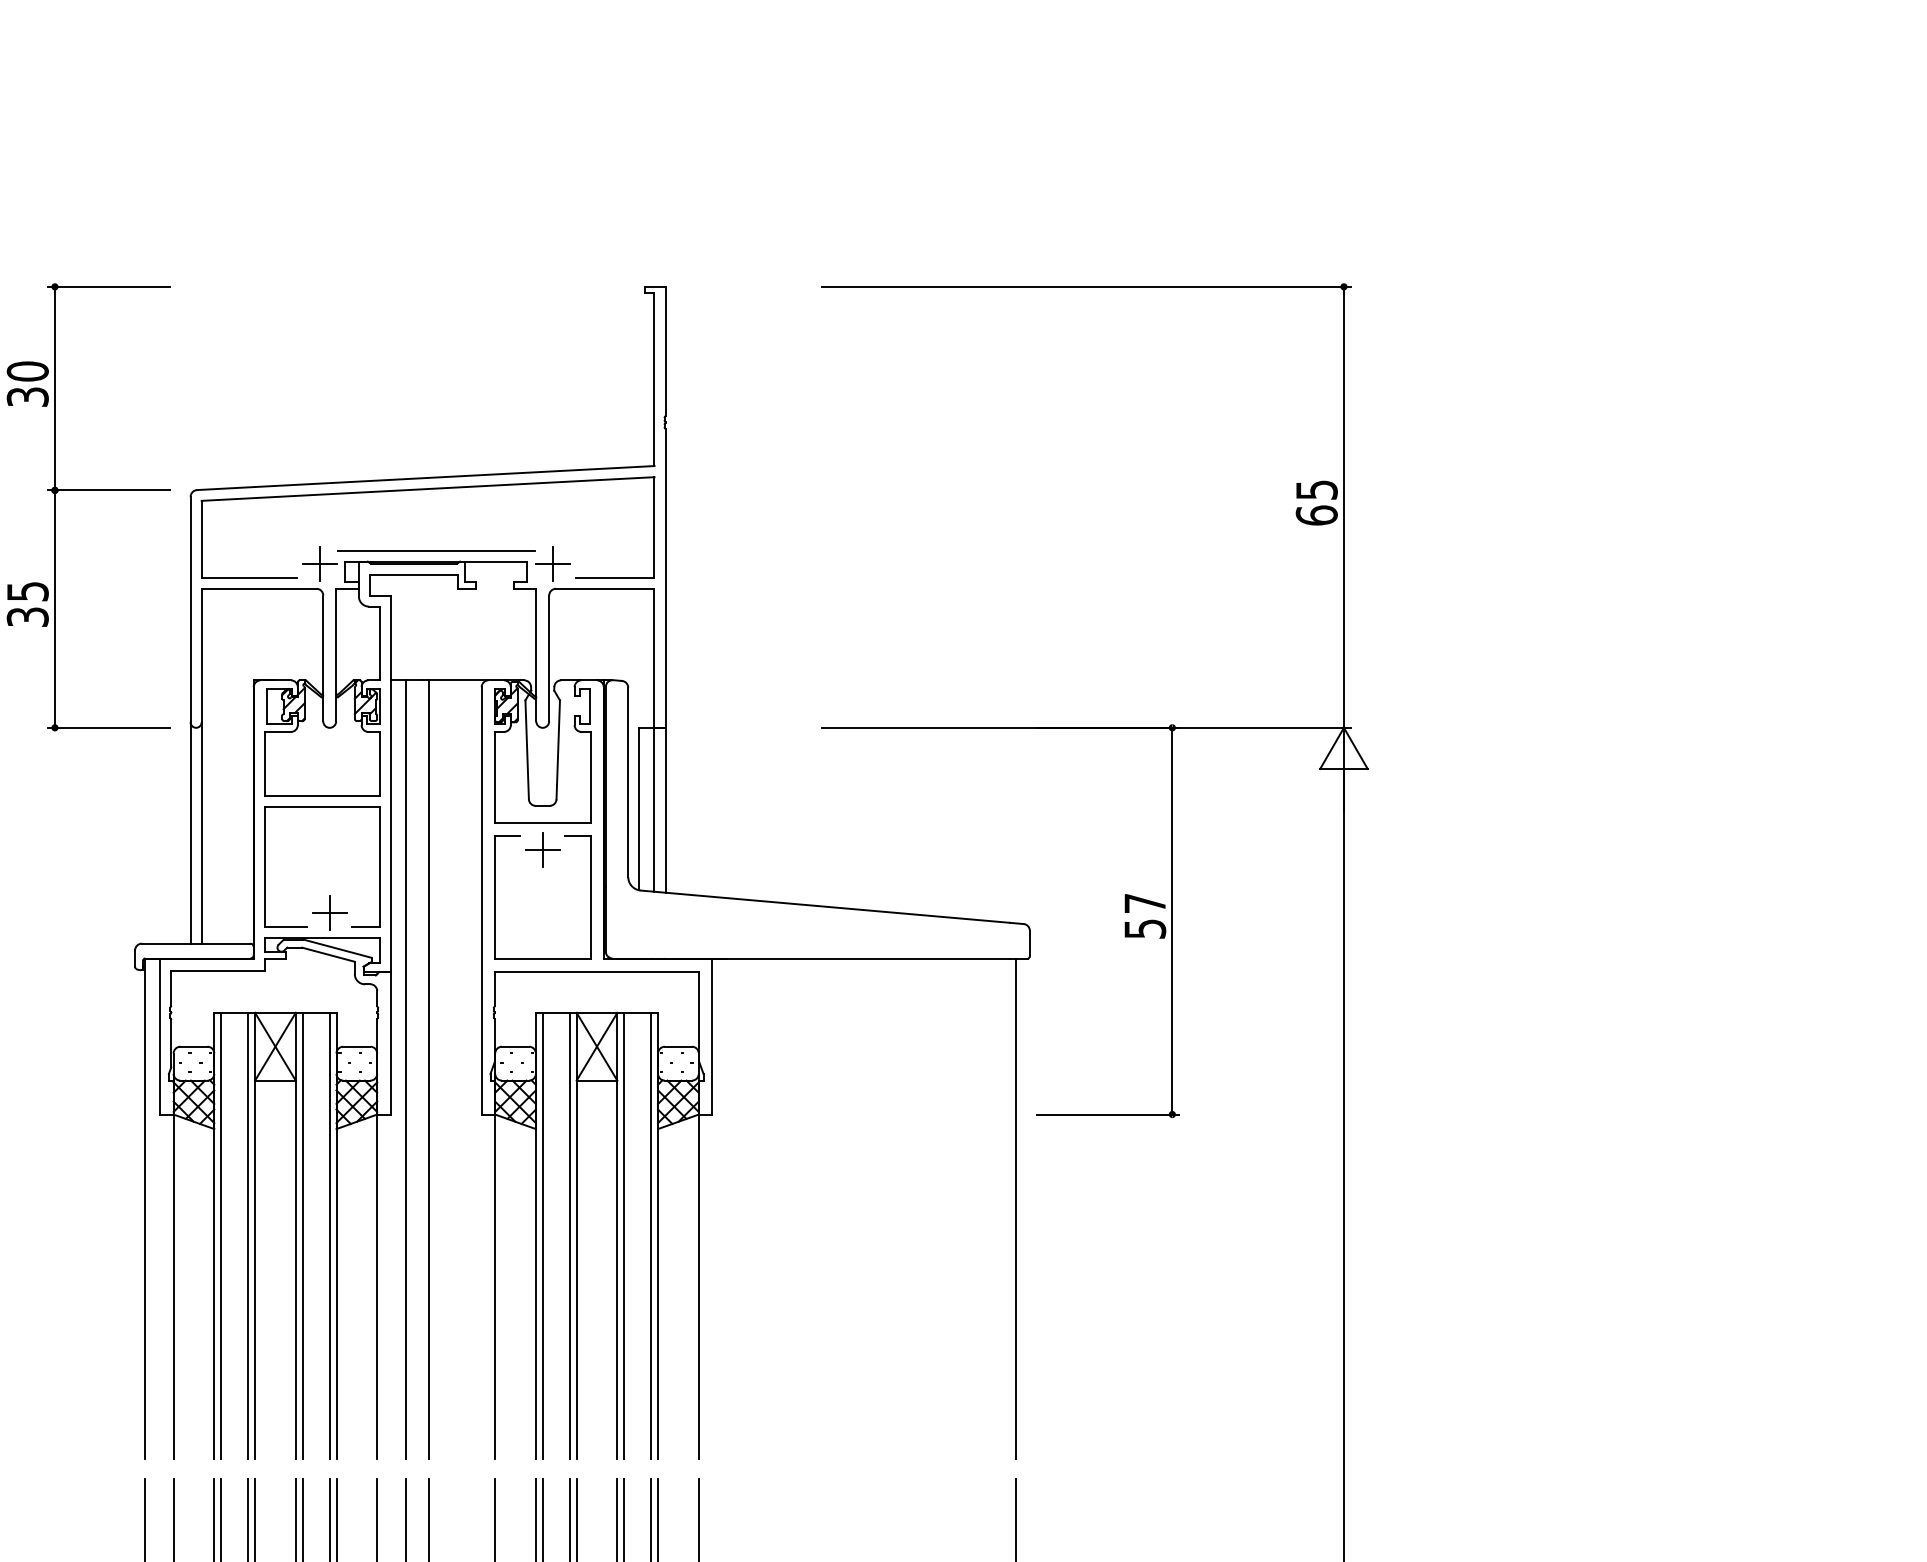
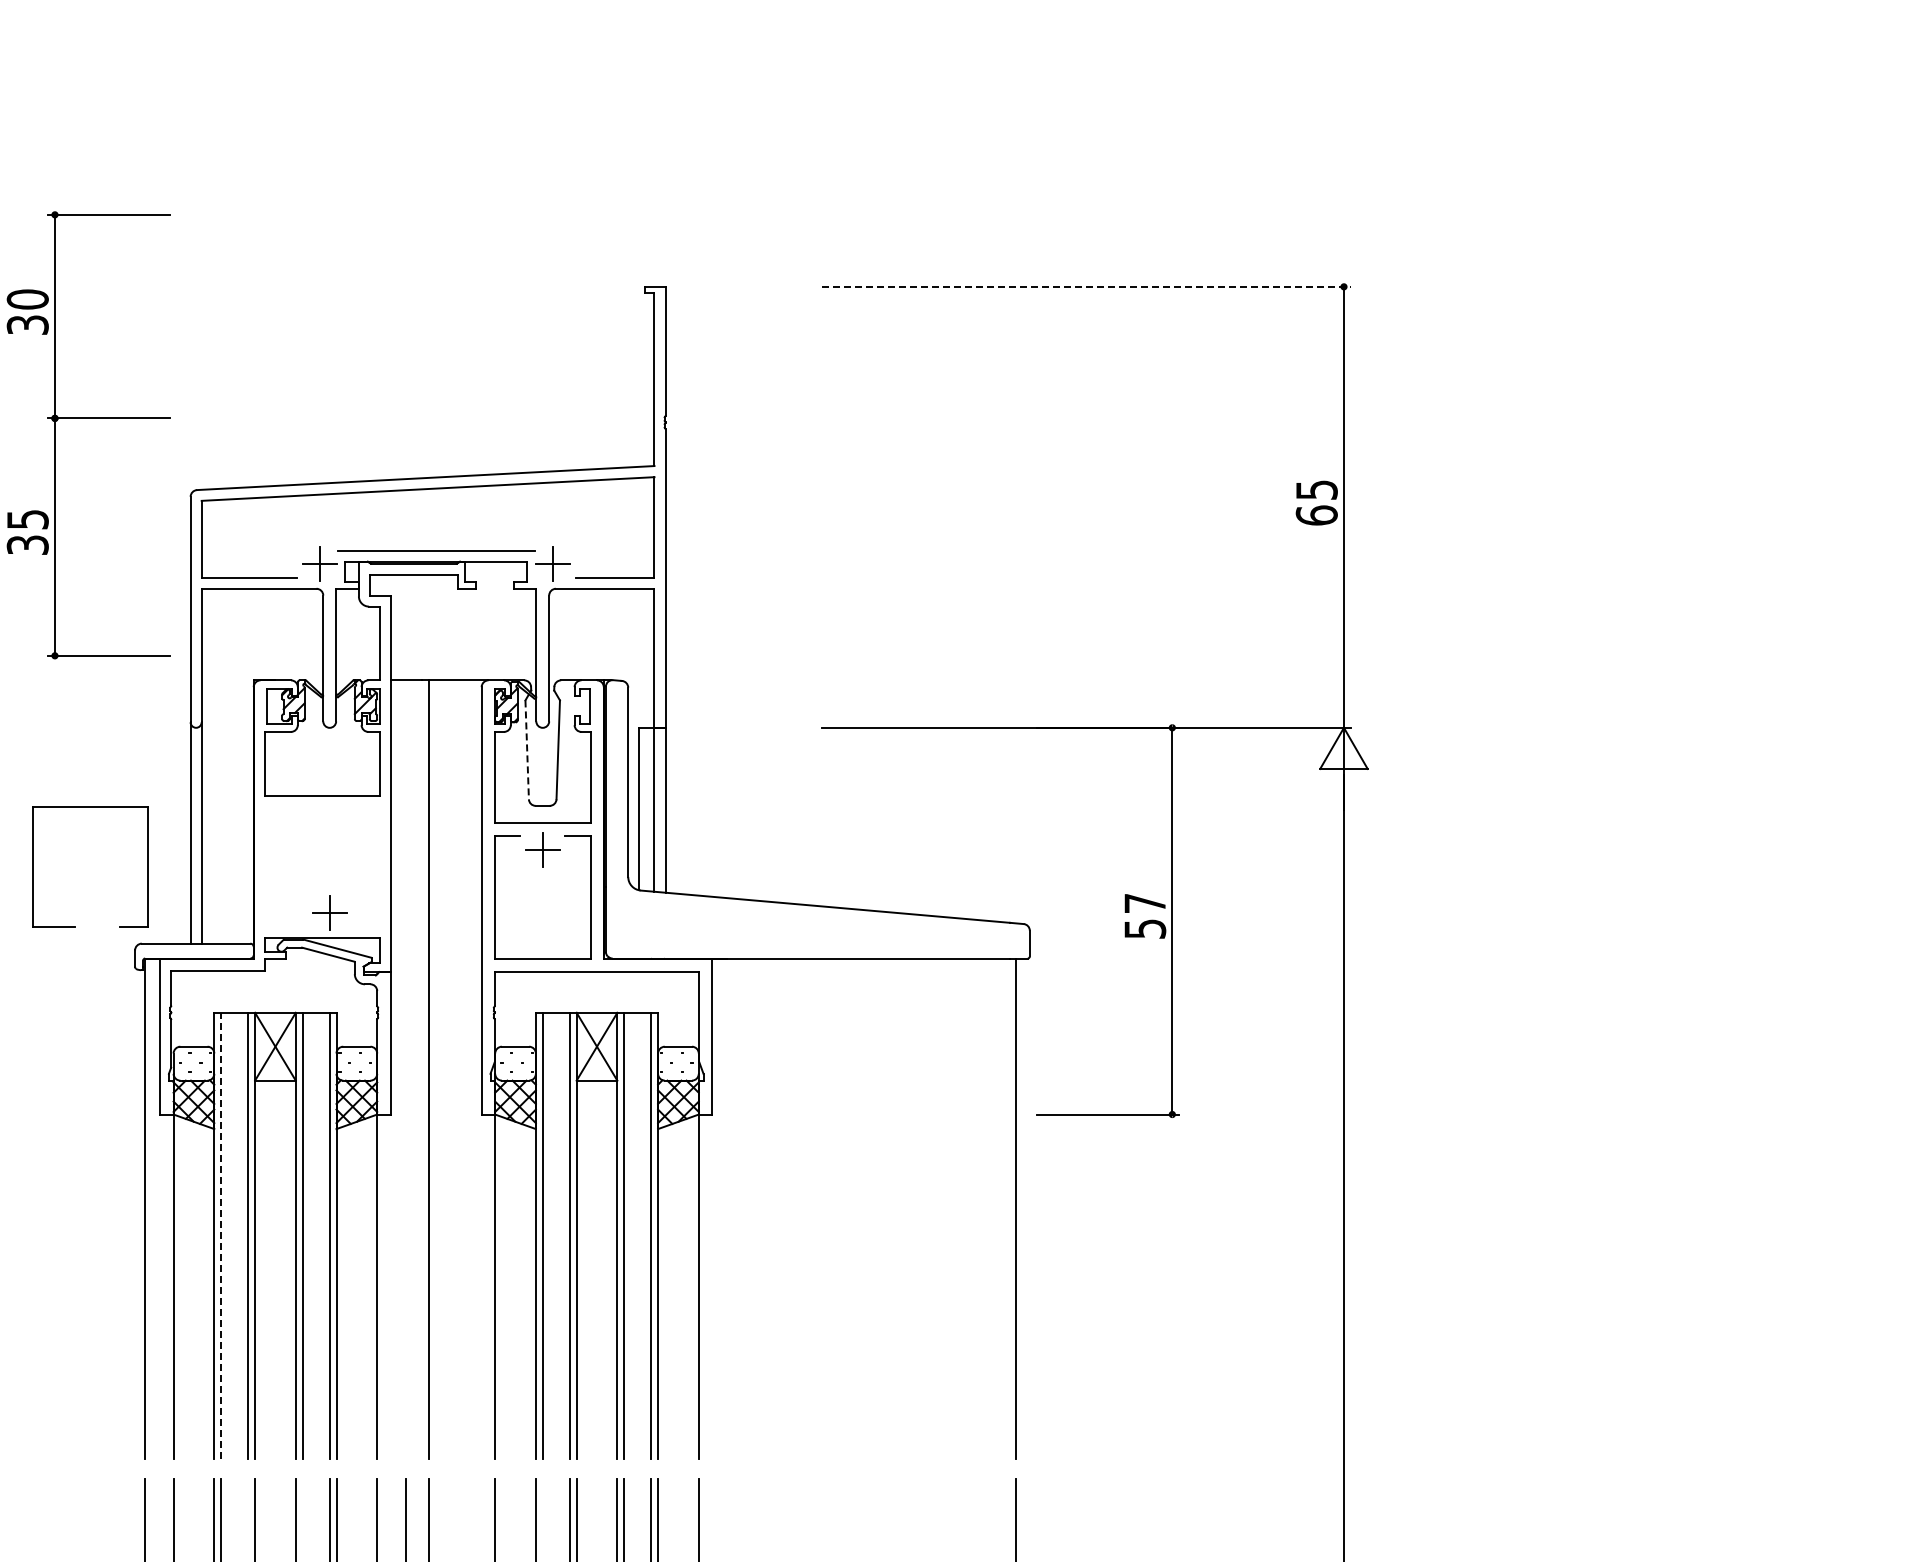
line: solid -> dashed (1086, 286)
part position: (88, 490) -> (88, 418) (88, 418)
line: solid -> dashed (527, 750)
part position: (265, 866) -> (33, 866) (33, 866)
line: present -> none (405, 1069)
line: solid -> dashed (221, 1235)
line: present -> none (248, 1518)
line: present -> none (302, 1518)
line: present -> none (542, 1518)
